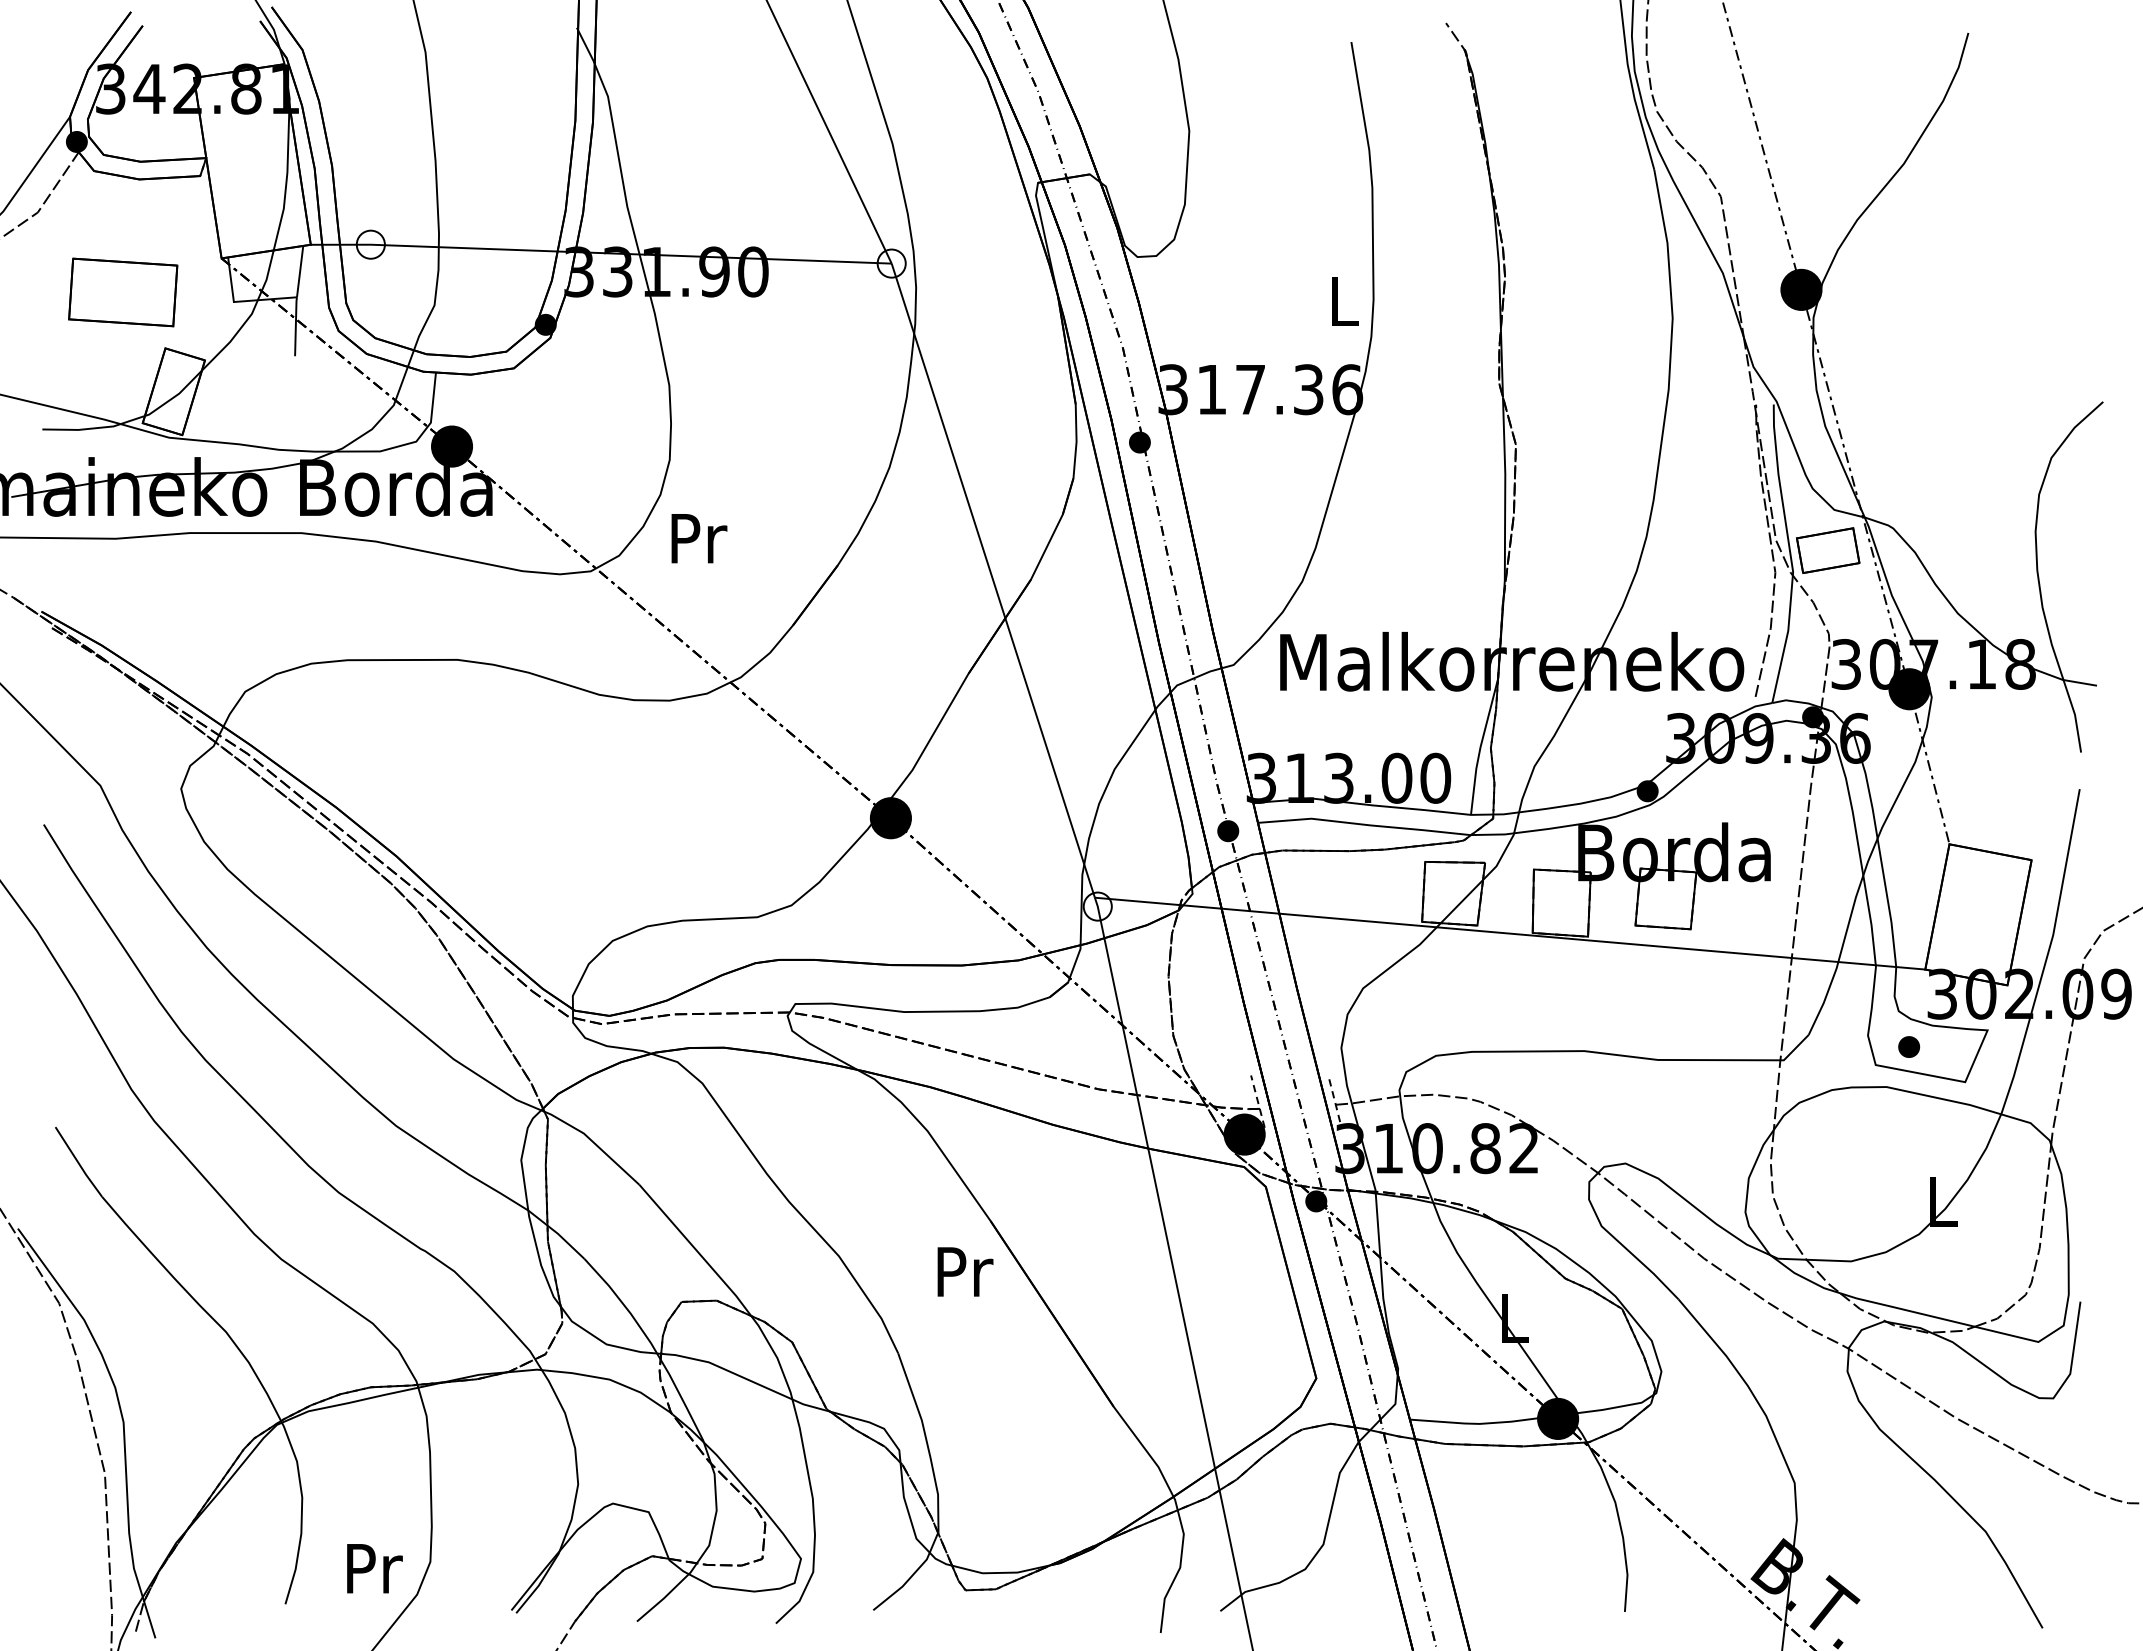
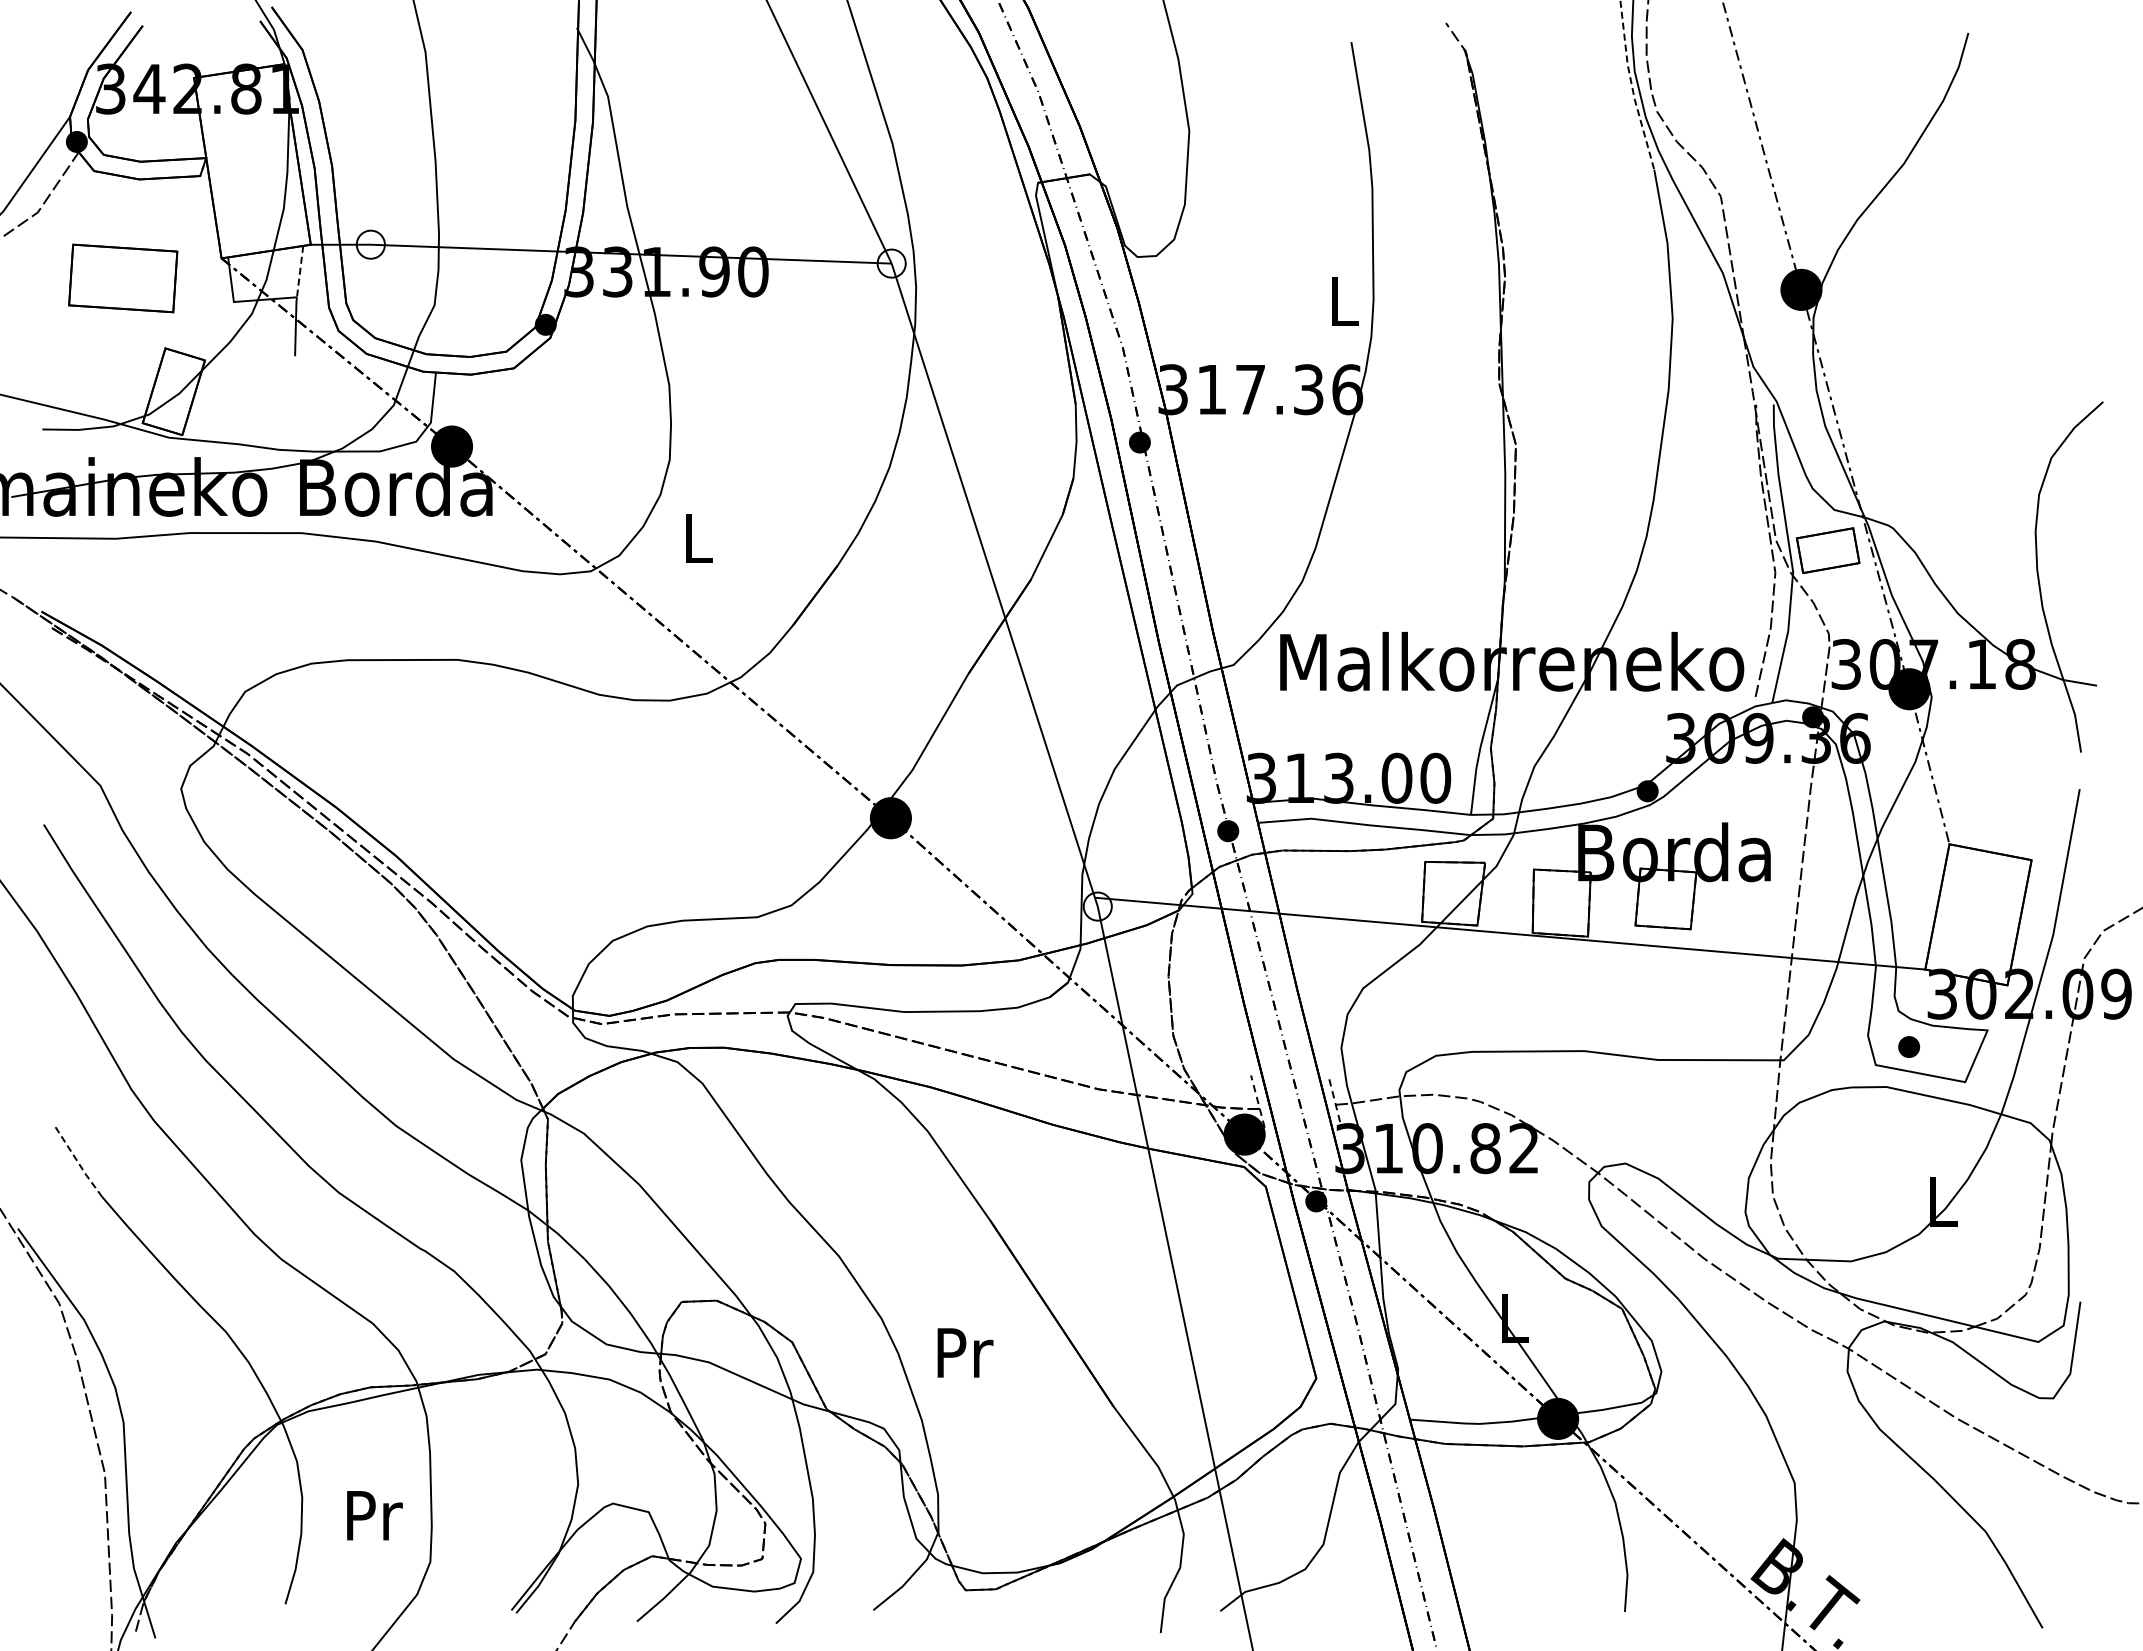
line: solid -> dashed (1632, 86)
line: solid -> dashed (300, 271)
part position: (123, 292) -> (123, 278) (123, 278)
text: Pr -> L (699, 538)
line: solid -> dashed (78, 1163)
text position: (965, 1271) -> (965, 1352) (965, 1352)
text position: (374, 1568) -> (374, 1515) (374, 1515)
